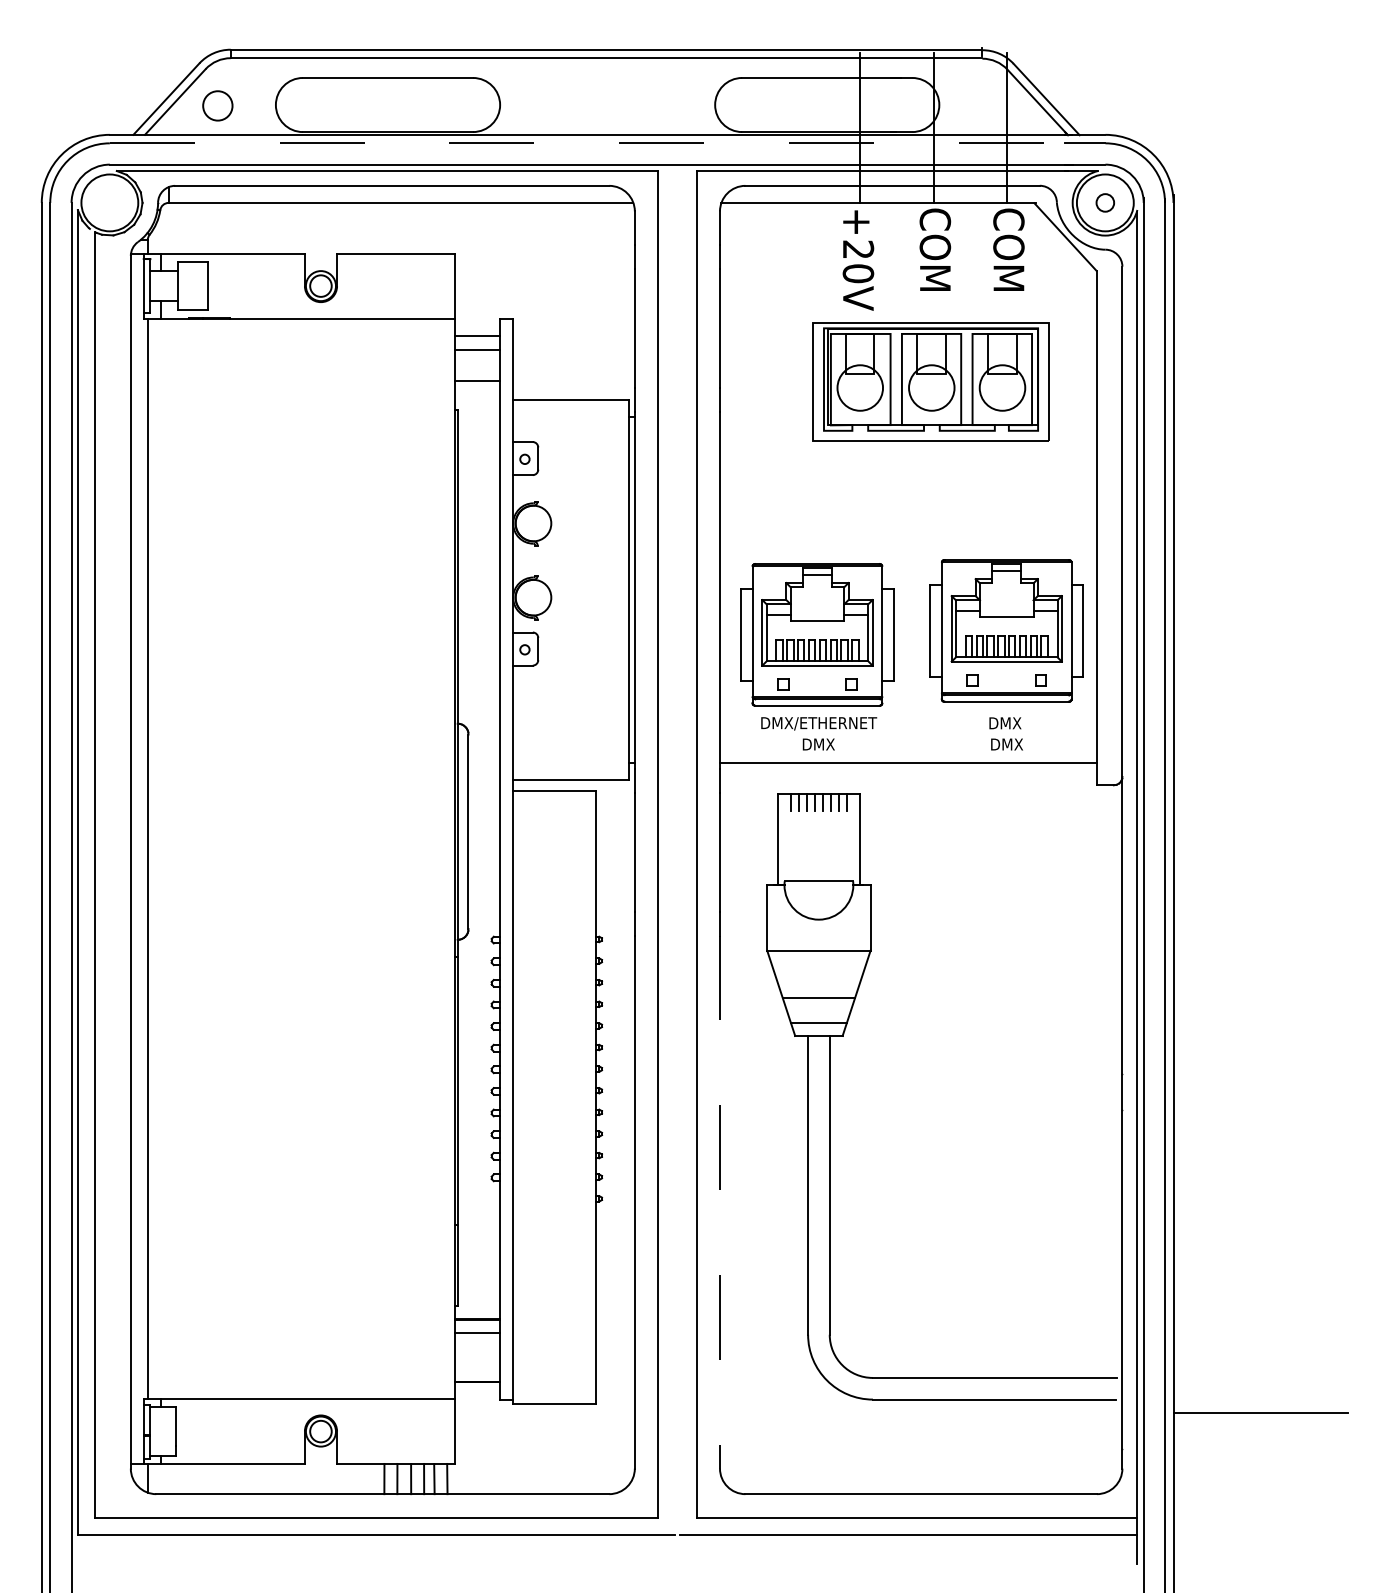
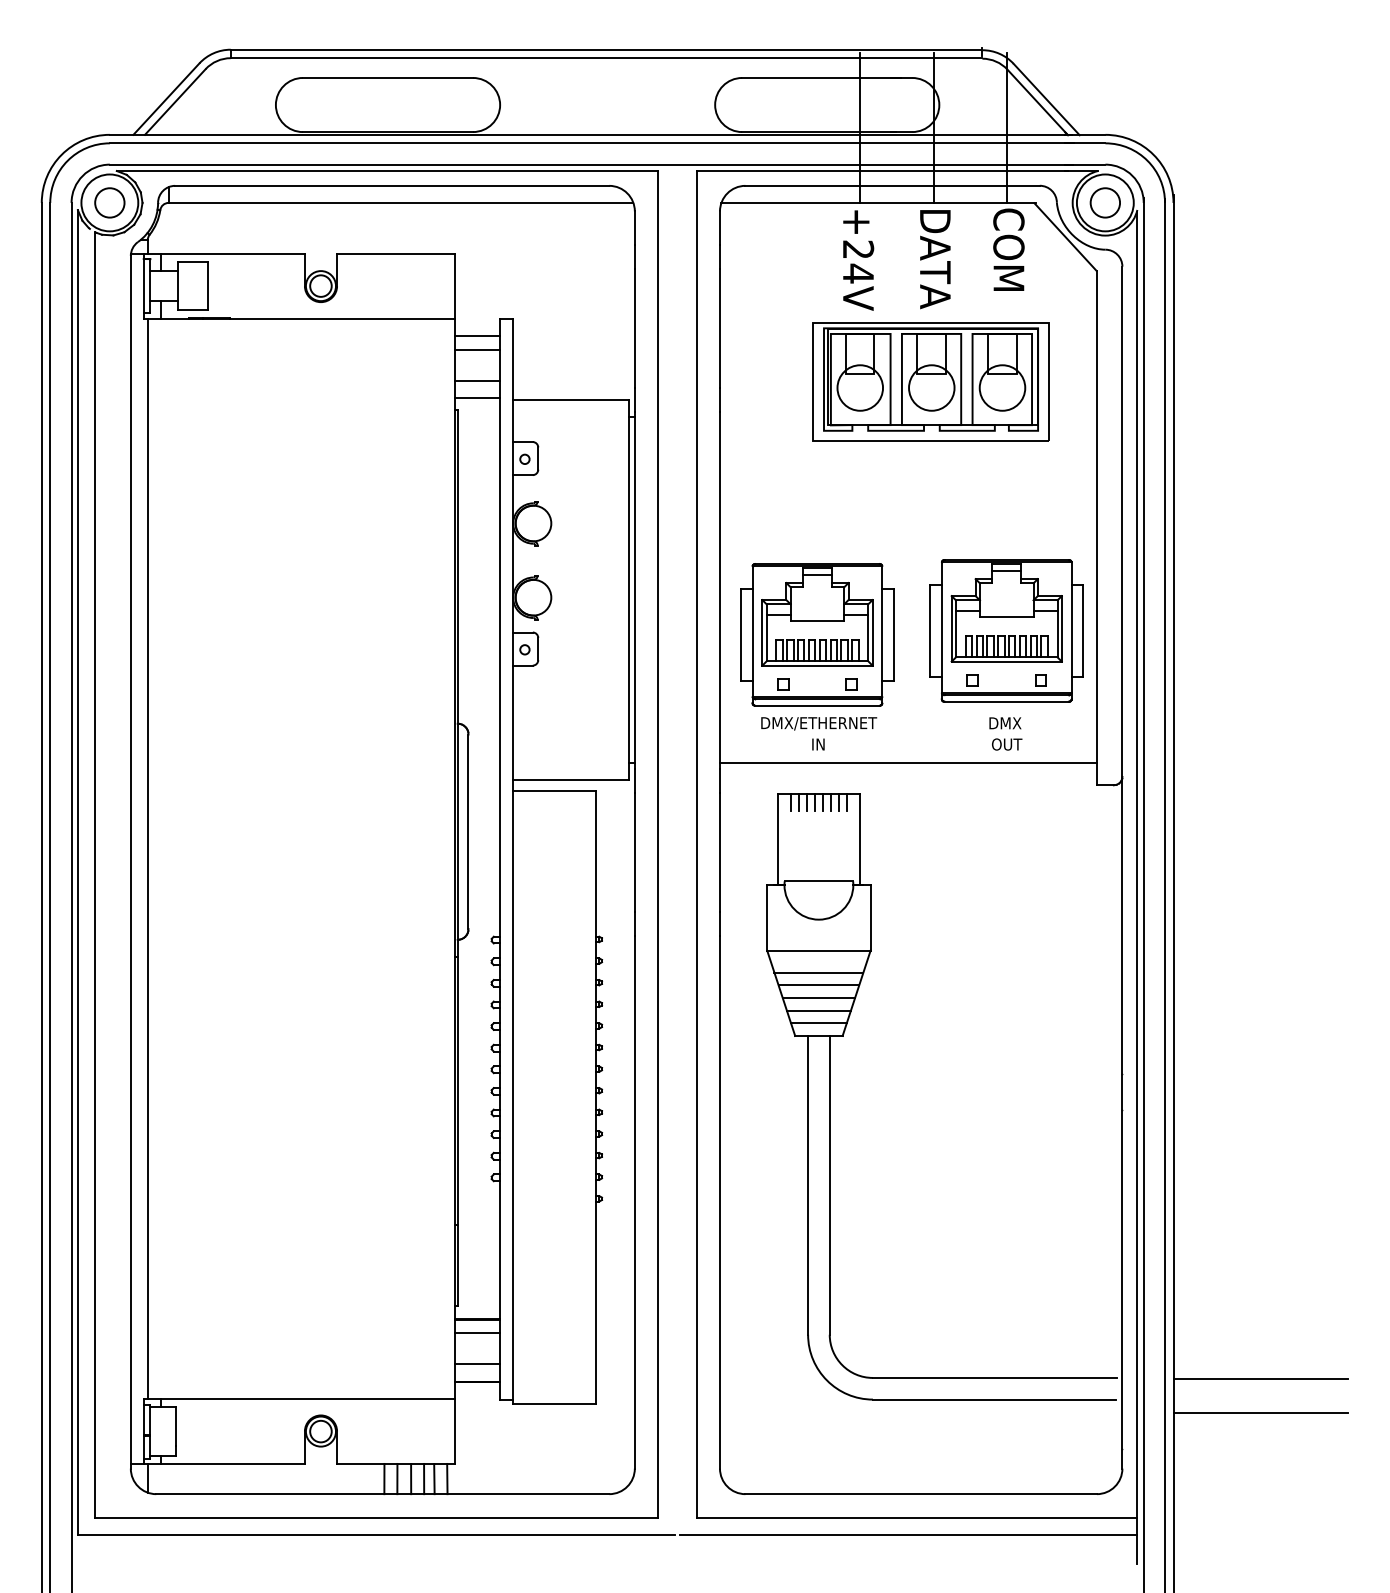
circle position: (217, 105) -> (109, 202) (109, 202)
line: dashed -> solid (592, 143)
circle diameter: 18 px -> 29 px (1105, 202)
text: COM -> DATA (935, 258)
text: +20V -> +24V (858, 273)
line: none -> present (476, 398)
text: DMX -> IN (818, 744)
text: DMX -> OUT (1007, 744)
line: none -> present (818, 972)
line: none -> present (818, 985)
line: none -> present (818, 1010)
line: dashed -> solid (719, 1202)
line: none -> present (476, 1363)
line: none -> present (1260, 1378)
